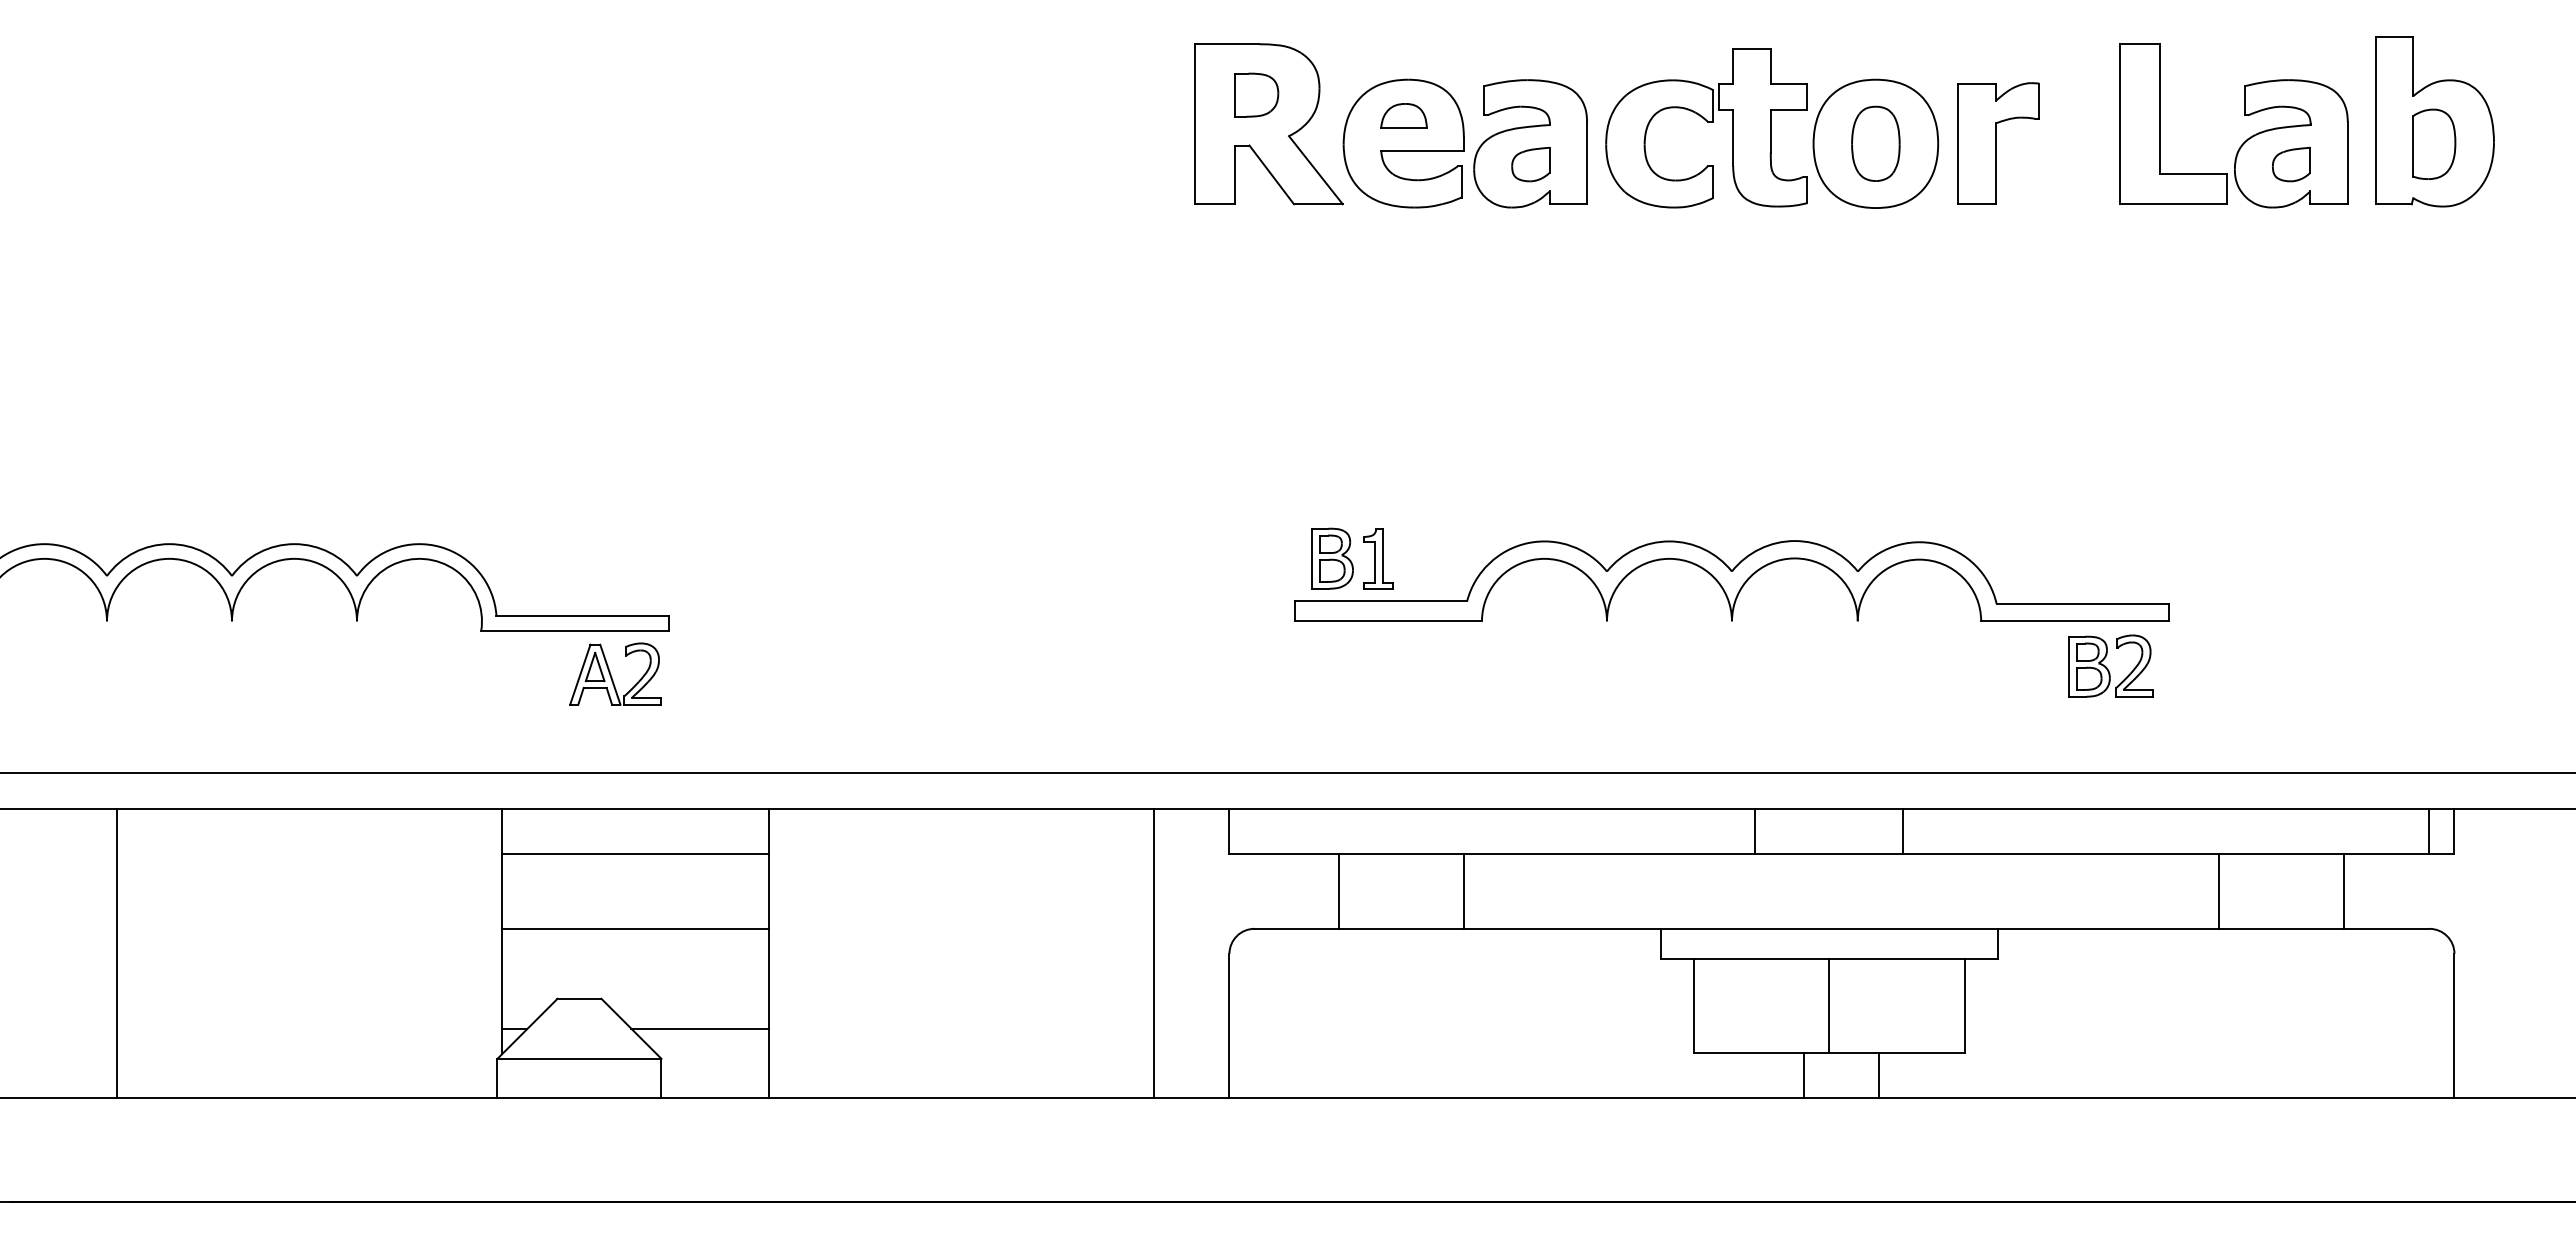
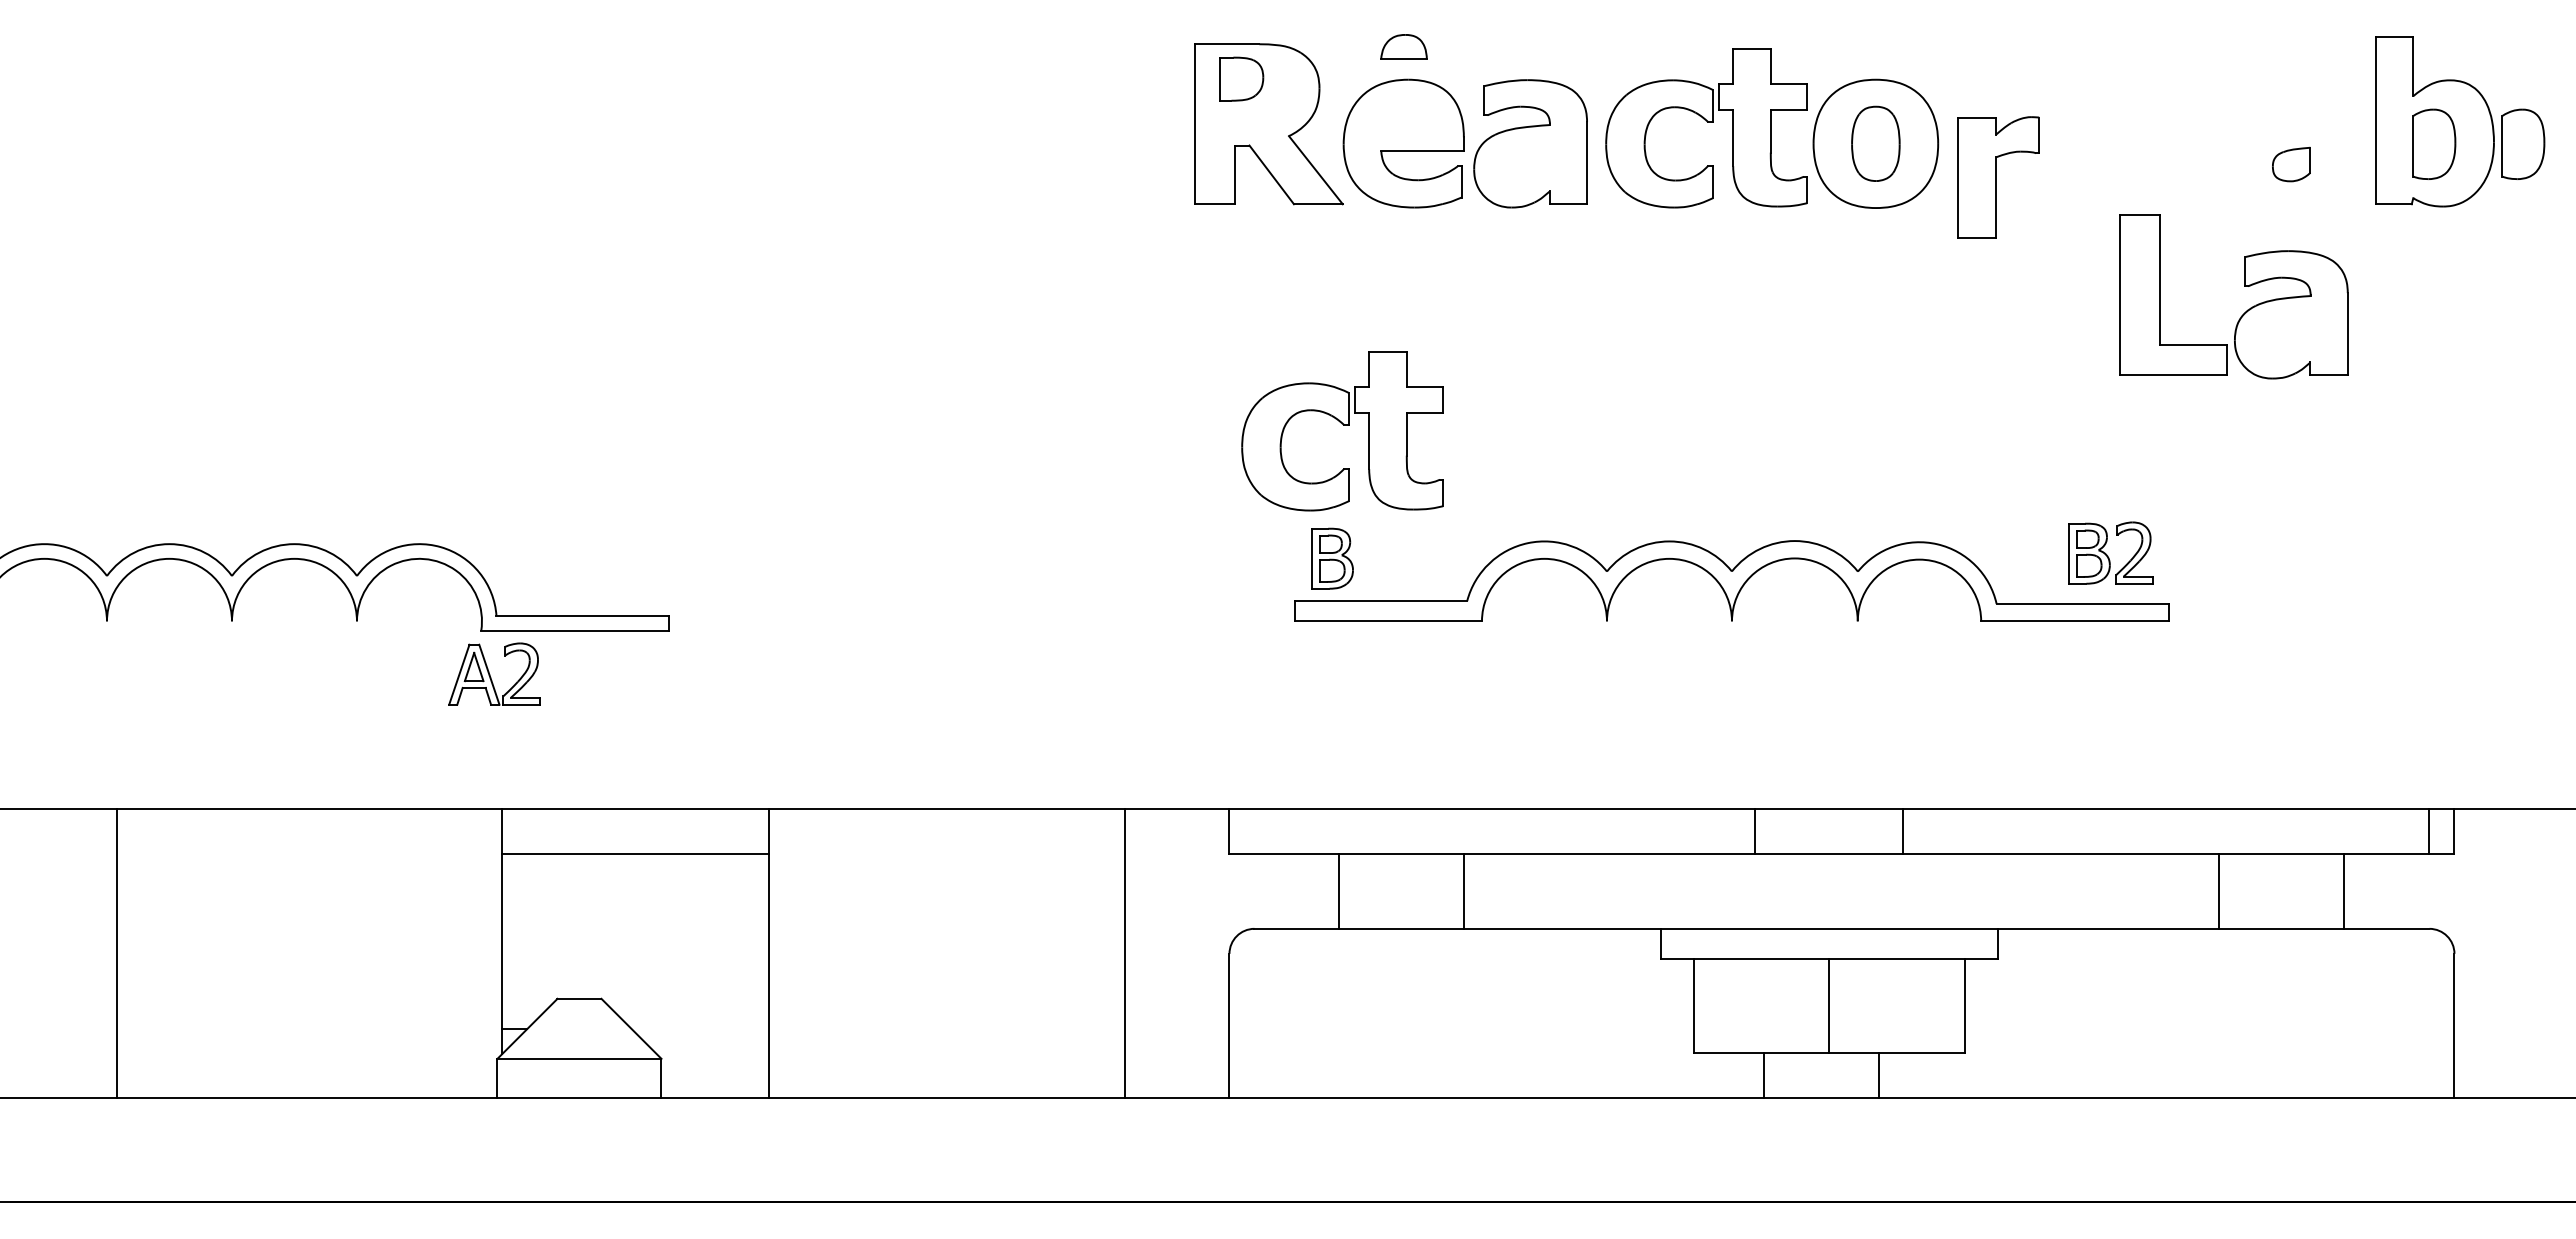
part position: (1256, 94) -> (1241, 78) (1241, 78)
part position: (1403, 115) -> (1403, 46) (1403, 46)
part position: (2244, 115) -> (2244, 286) (2244, 286)
part position: (1998, 143) -> (1998, 177) (1998, 177)
part: none -> present (2523, 143)
part: present -> none (1530, 164)
part: none -> present (1343, 425)
part: present -> none (1378, 558)
part position: (2110, 665) -> (2110, 552) (2110, 552)
part position: (615, 673) -> (494, 673) (494, 673)
line: present -> none (1287, 772)
line: present -> none (635, 928)
line position: (1154, 952) -> (1125, 952) (1125, 952)
line: present -> none (700, 1028)
line position: (1804, 1074) -> (1764, 1074) (1764, 1074)
